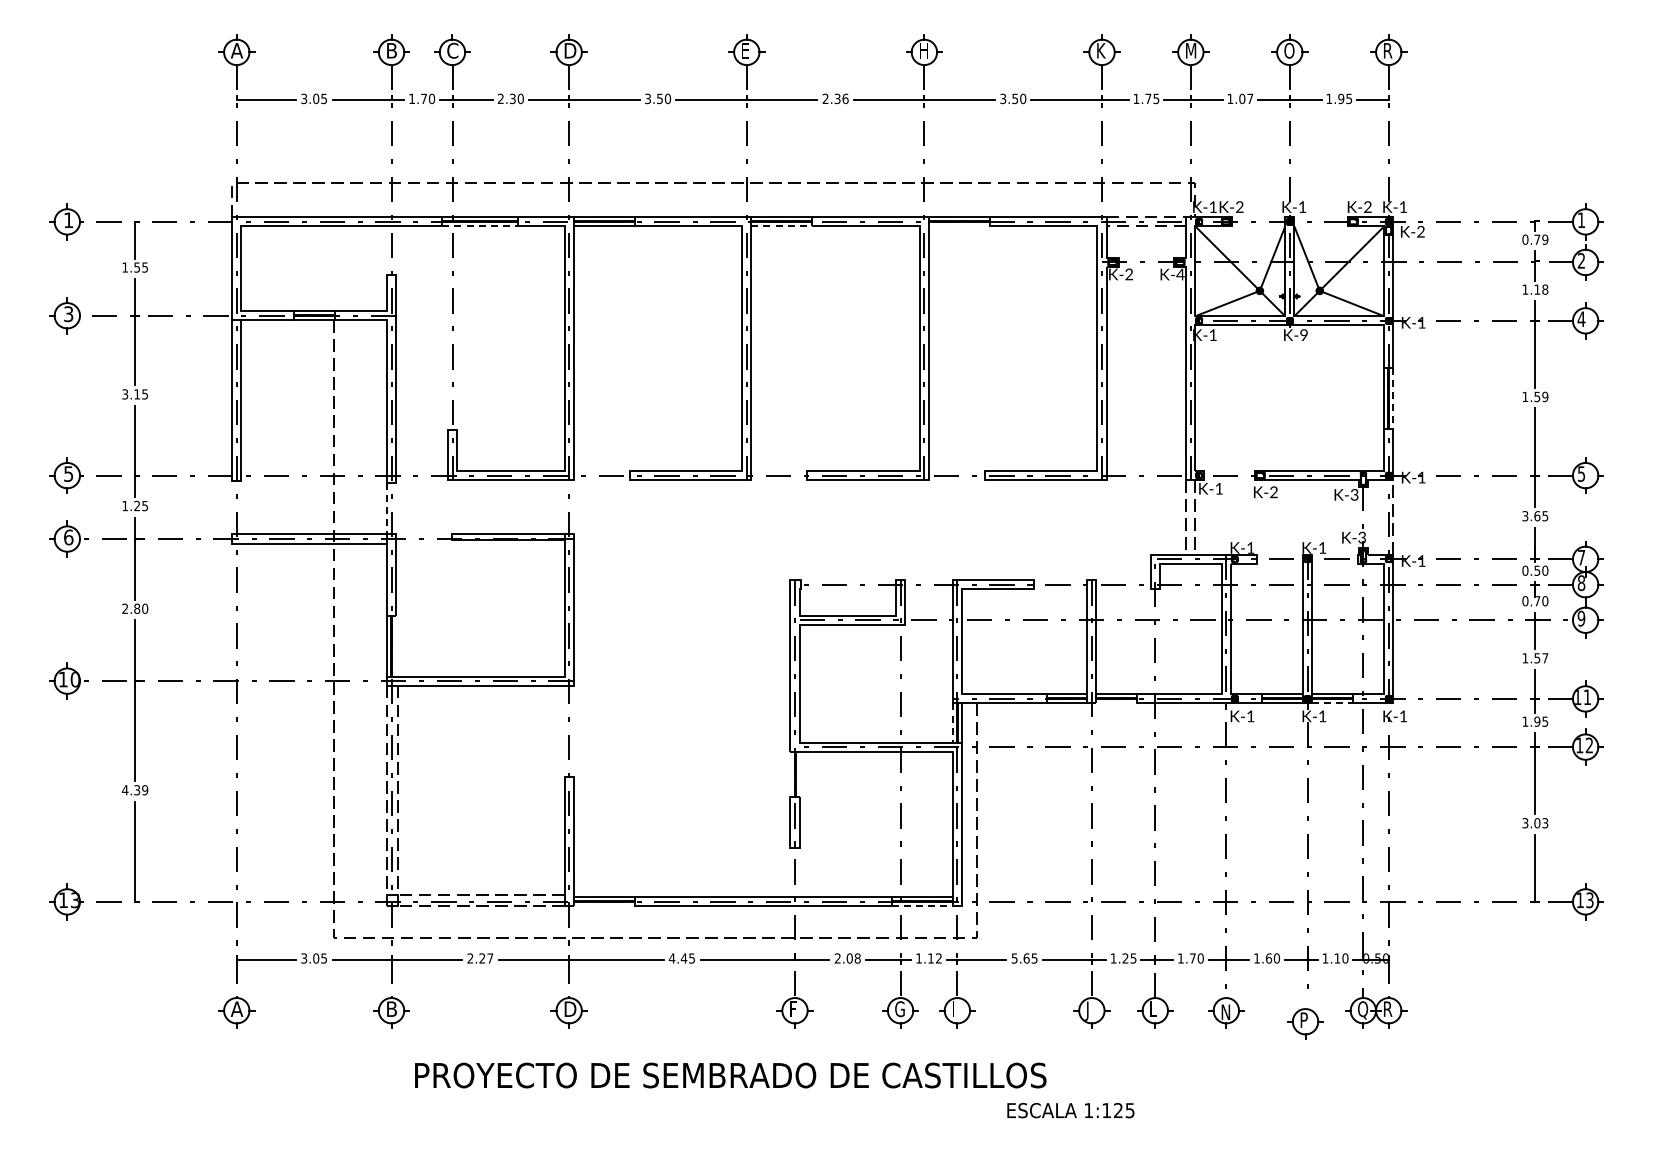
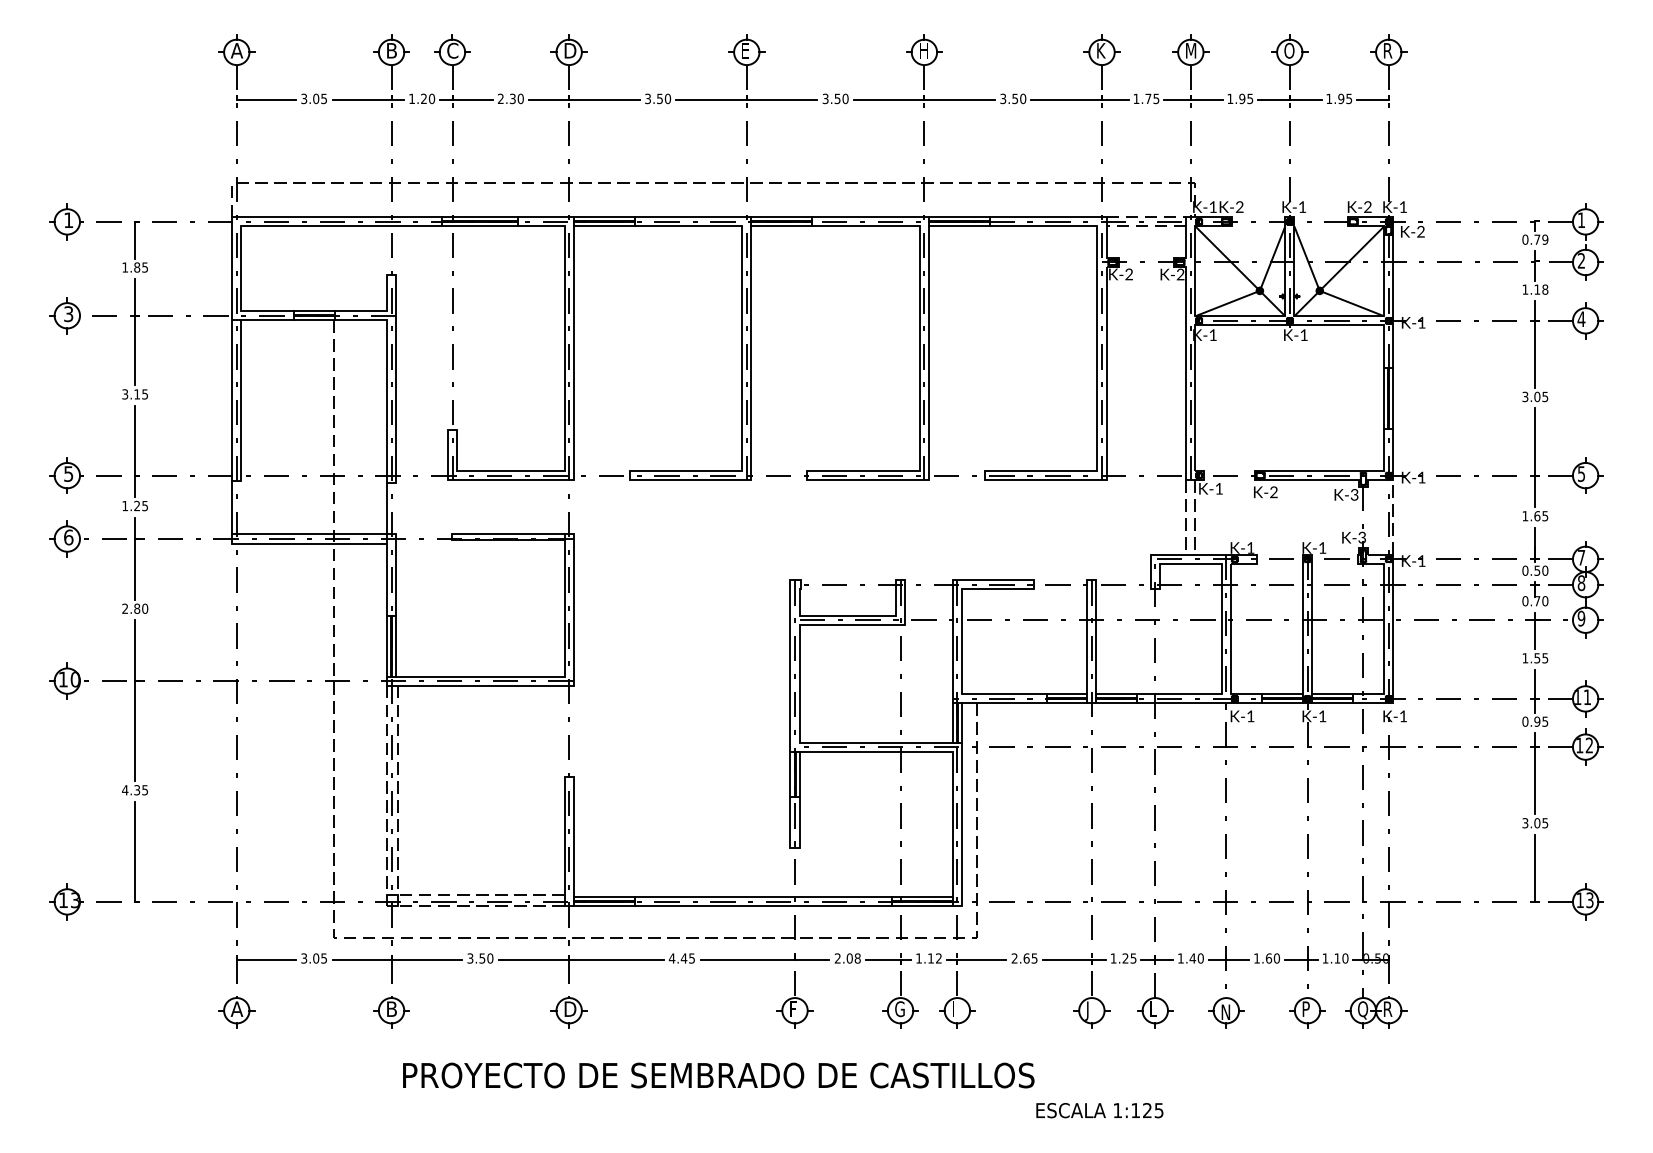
text: 1.70 -> 1.20 (423, 98)
text: 2.36 -> 3.50 (835, 98)
text: 1.07 -> 1.95 (1246, 99)
line: dashed -> solid (480, 226)
line: dashed -> solid (782, 226)
line: none -> present (959, 226)
text: 1.55 -> 1.85 (137, 267)
text: K-4 -> K-2 (1180, 274)
text: K-9 -> K-1 (1303, 334)
text: 1.59 -> 3.05 (1535, 396)
line: dashed -> solid (1393, 398)
line: none -> present (232, 507)
line: dashed -> solid (387, 508)
text: 3.65 -> 1.65 (1525, 516)
line: none -> present (396, 645)
text: 1.57 -> 1.55 (1545, 658)
line: none -> present (1116, 703)
line: dashed -> solid (1332, 703)
text: 1.95 -> 0.95 (1525, 721)
line: dashed -> solid (952, 723)
line: none -> present (790, 774)
line: none -> present (799, 774)
text: 4.39 -> 4.35 (145, 789)
text: 3.03 -> 3.05 (1545, 822)
line: none -> present (603, 906)
line: dashed -> solid (922, 906)
text: 2.27 -> 3.50 (480, 958)
text: 5.65 -> 2.65 (1014, 958)
text: 1.70 -> 1.40 (1192, 958)
part position: (1305, 1023) -> (1307, 1012) (1307, 1012)
text position: (730, 1075) -> (718, 1075) (718, 1075)
text position: (1070, 1110) -> (1099, 1110) (1099, 1110)
